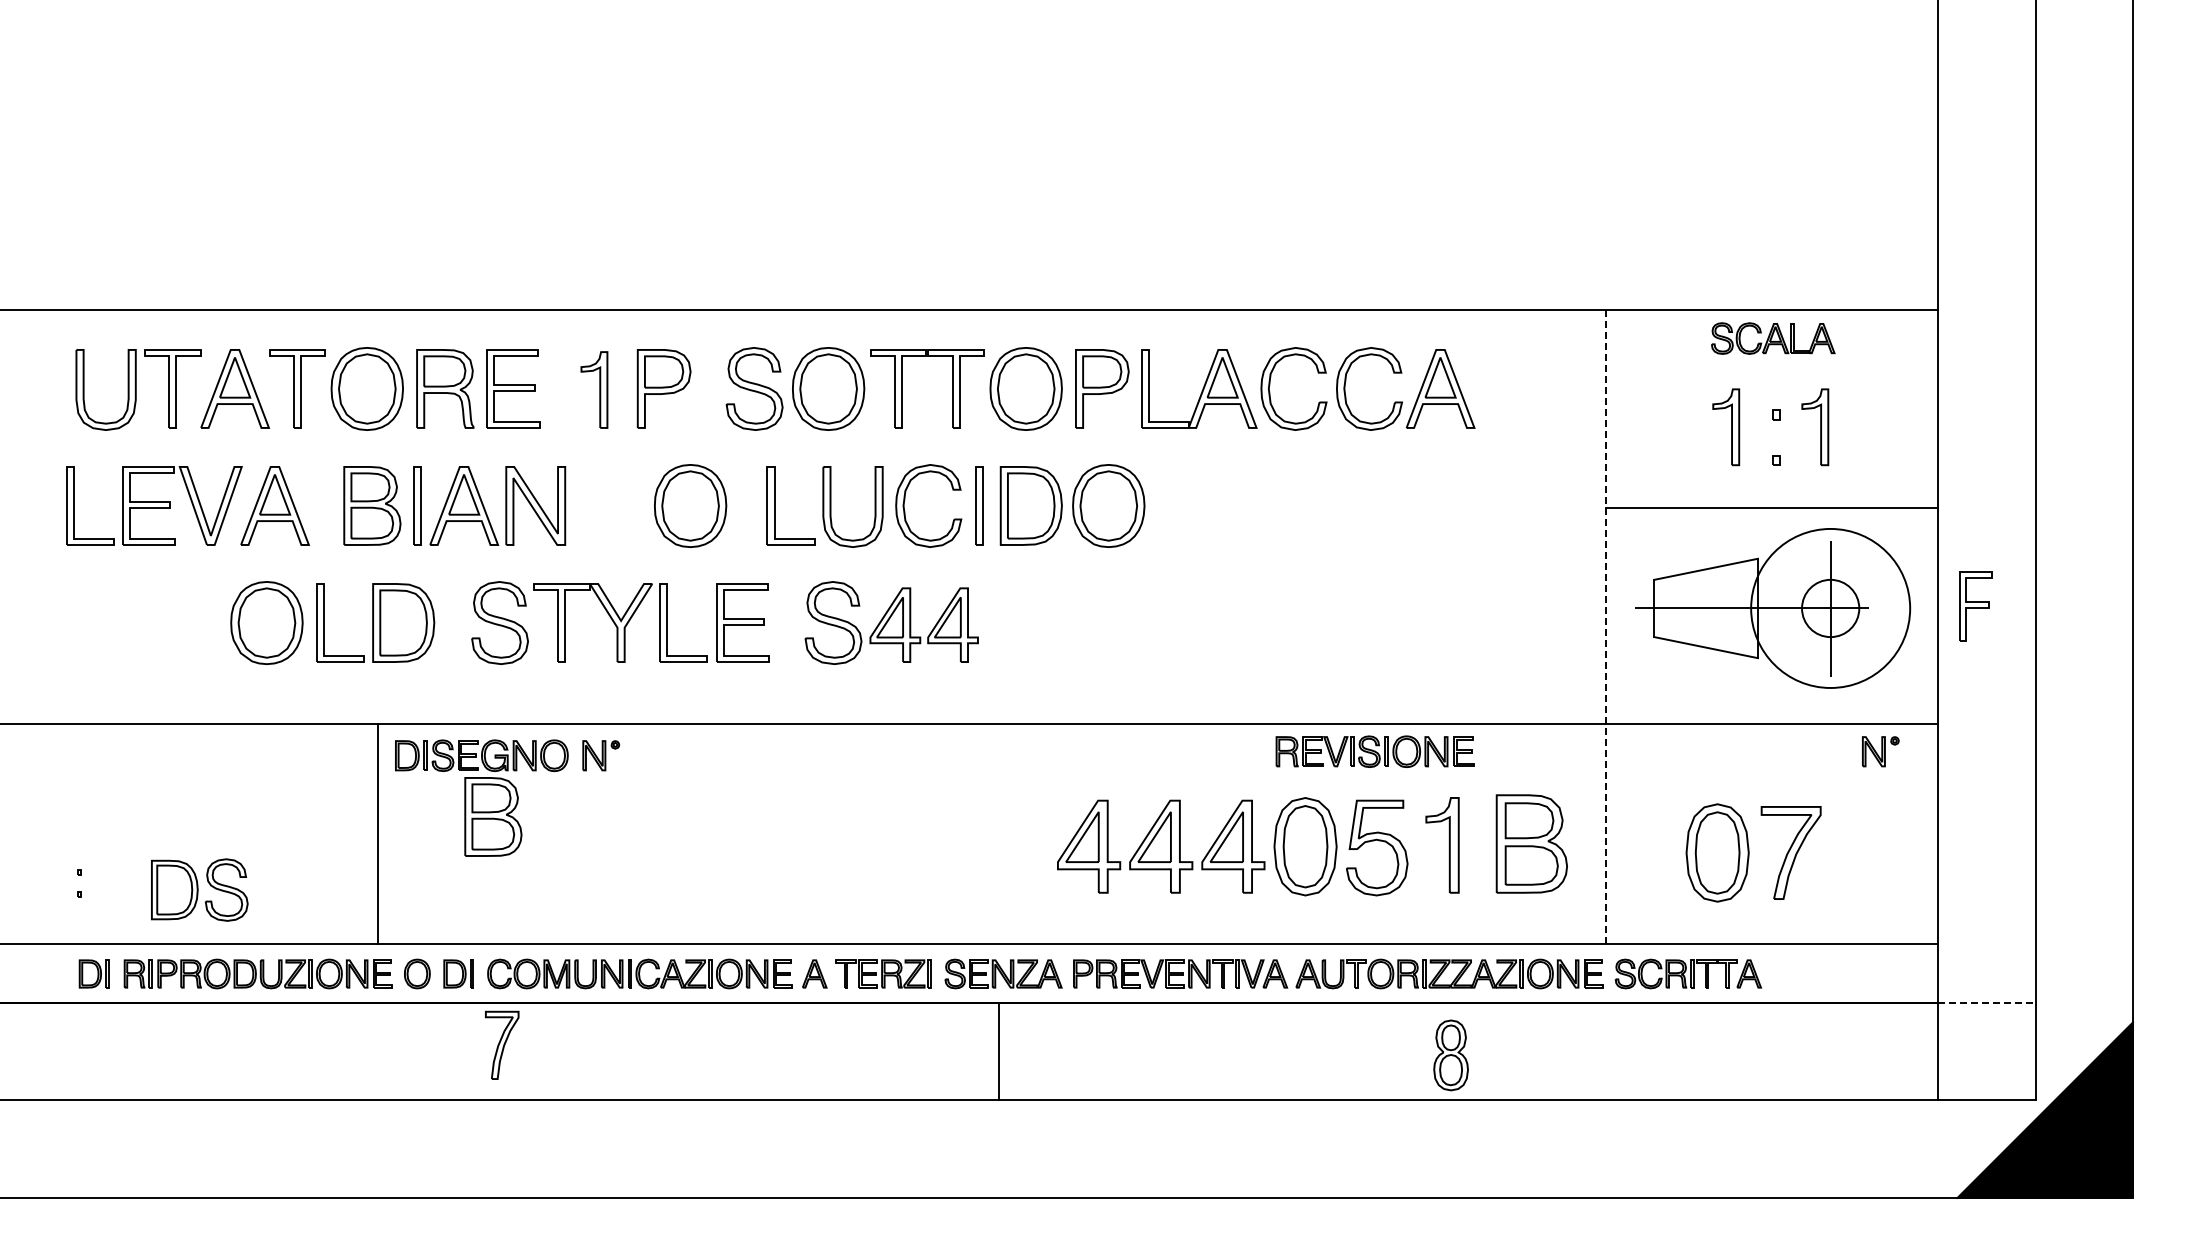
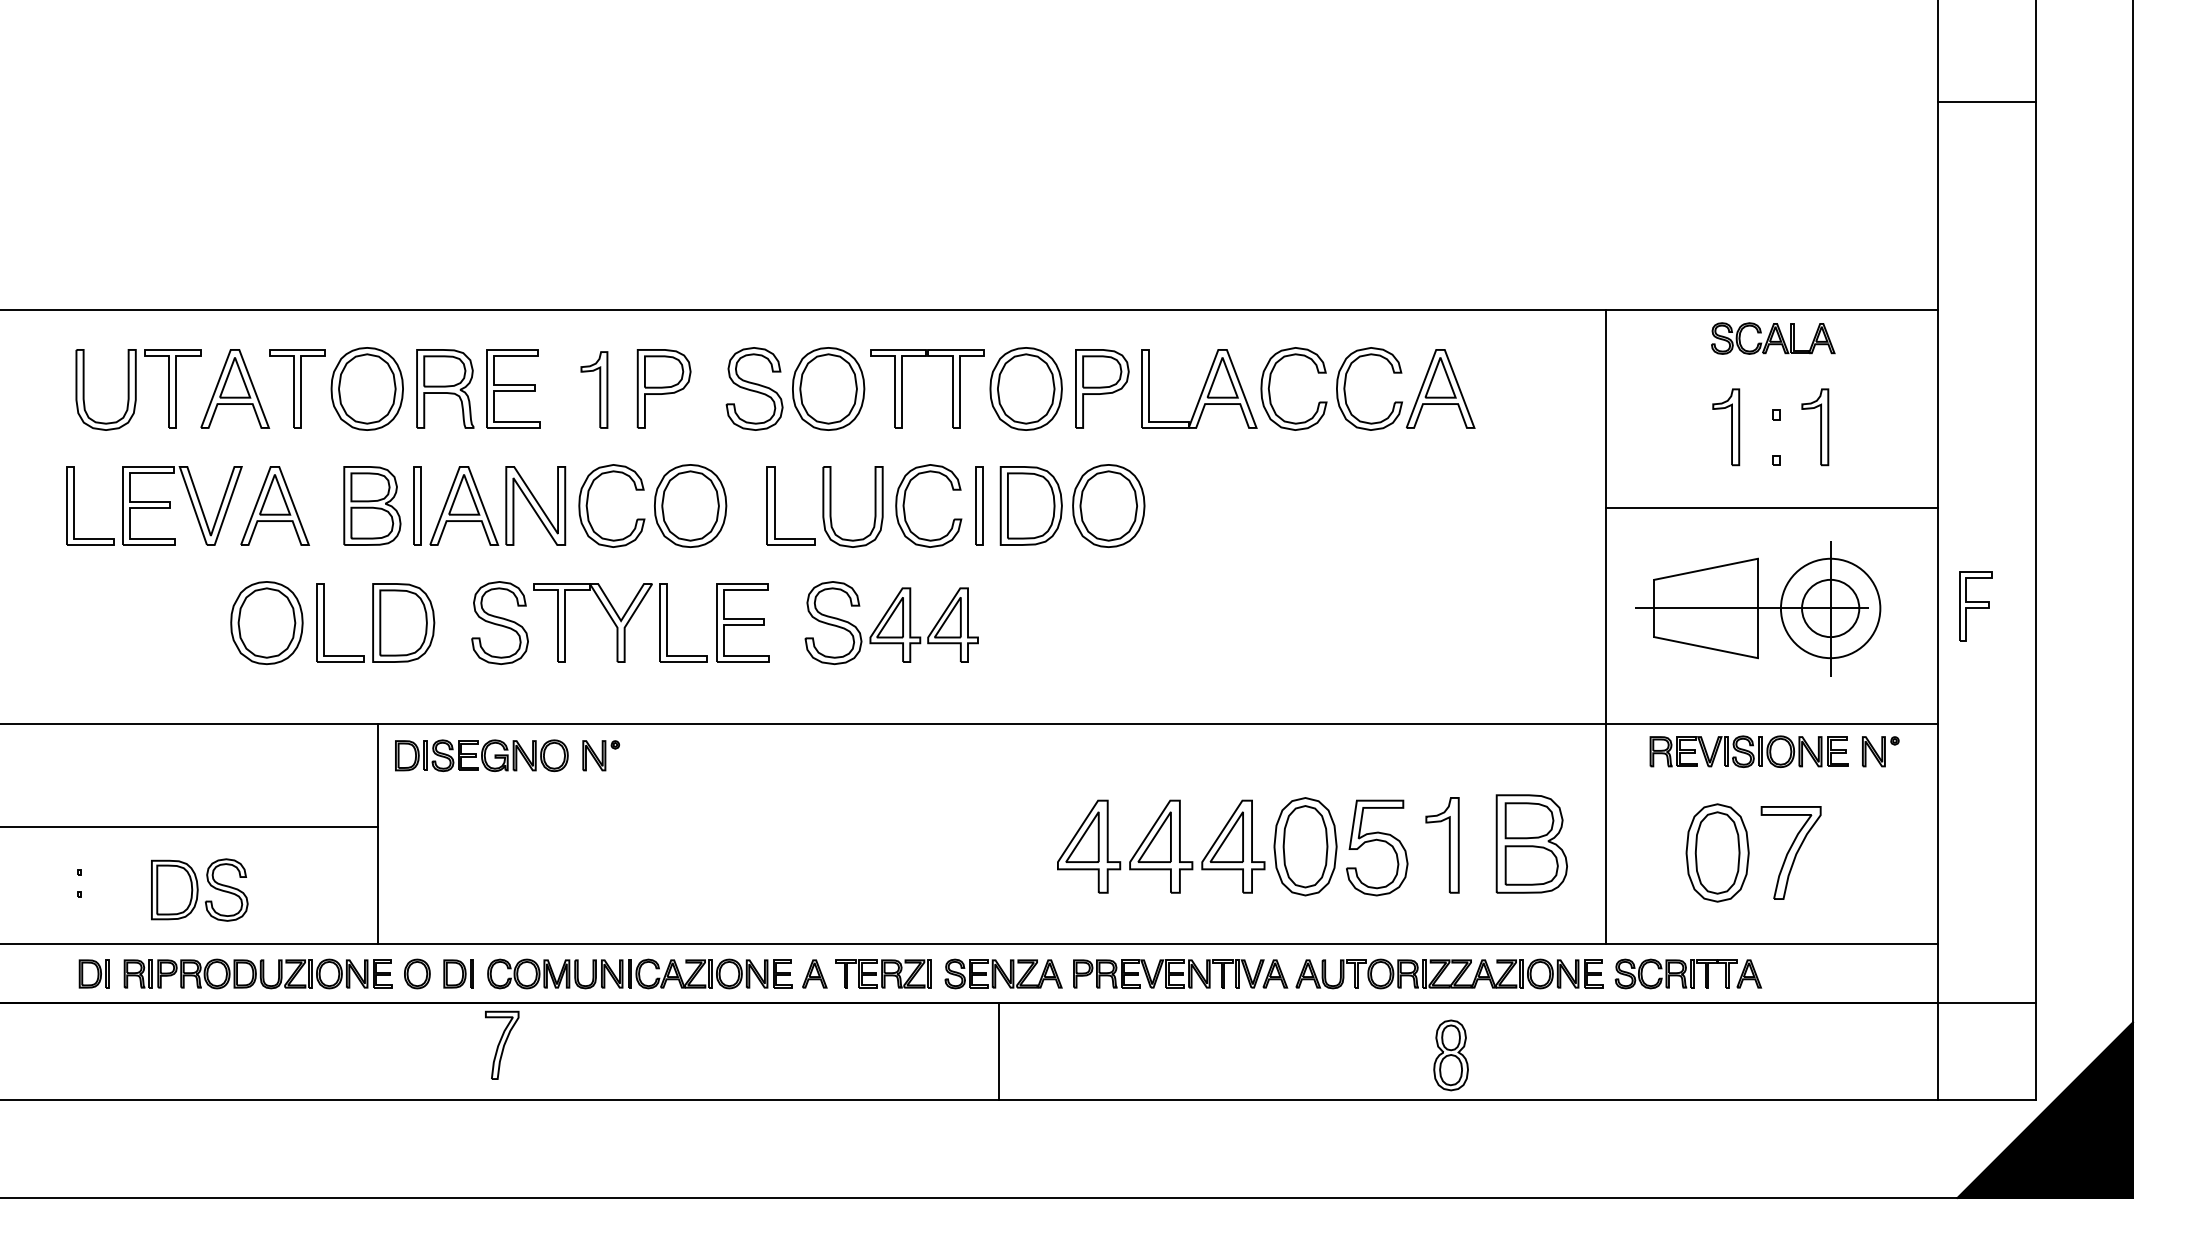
line: none -> present (1986, 102)
part: none -> present (588, 501)
circle diameter: 159 px -> 99 px (1830, 608)
line: dashed -> solid (1606, 627)
part position: (1374, 751) -> (1748, 751) (1748, 751)
part: present -> none (493, 816)
line: none -> present (189, 827)
line: dashed -> solid (1986, 1002)
